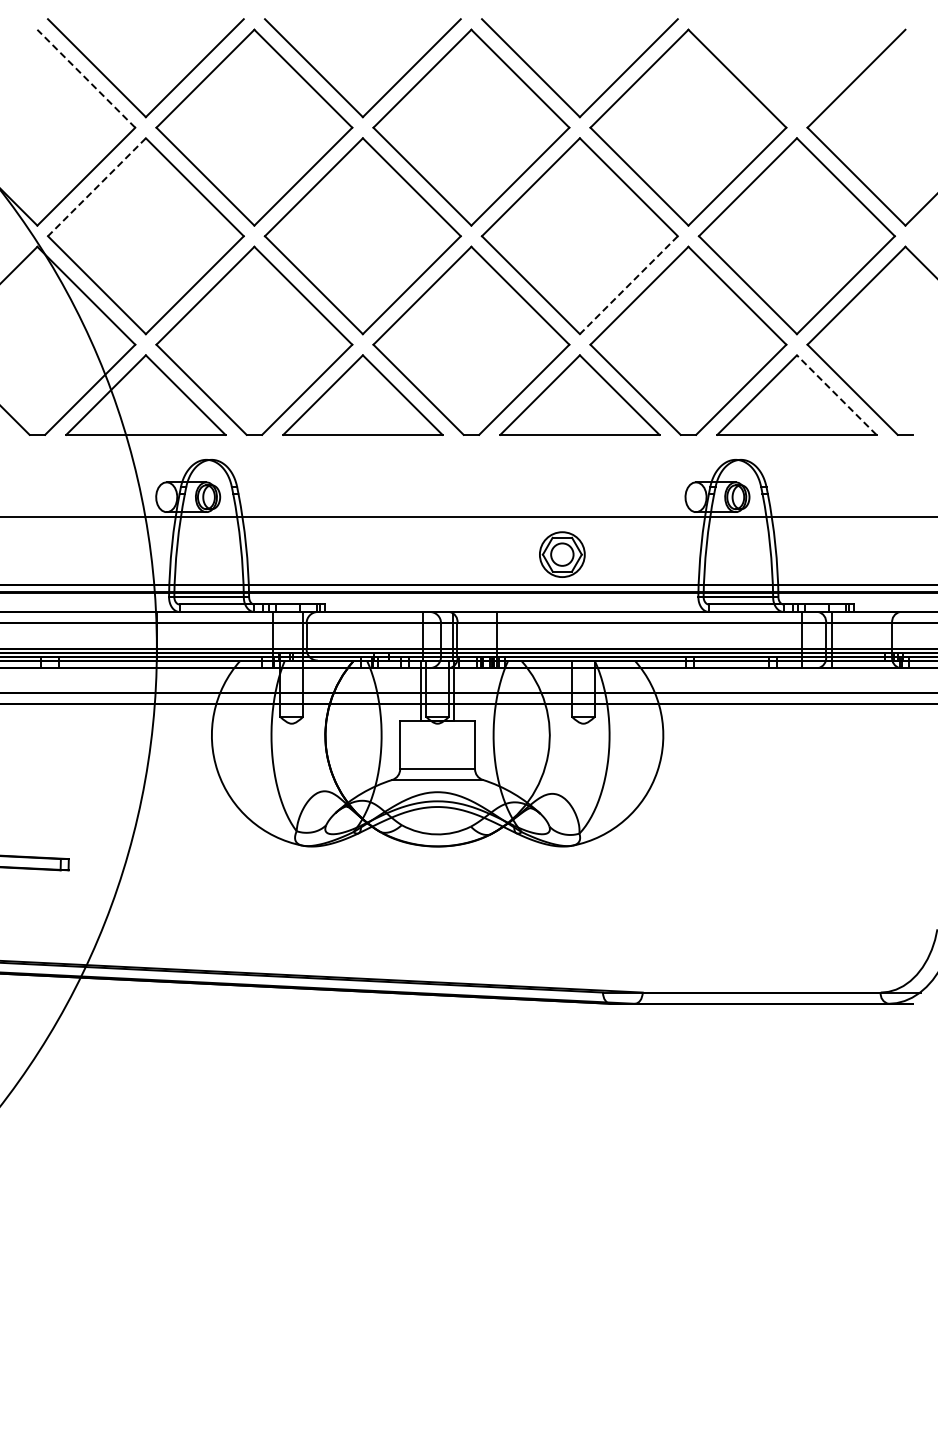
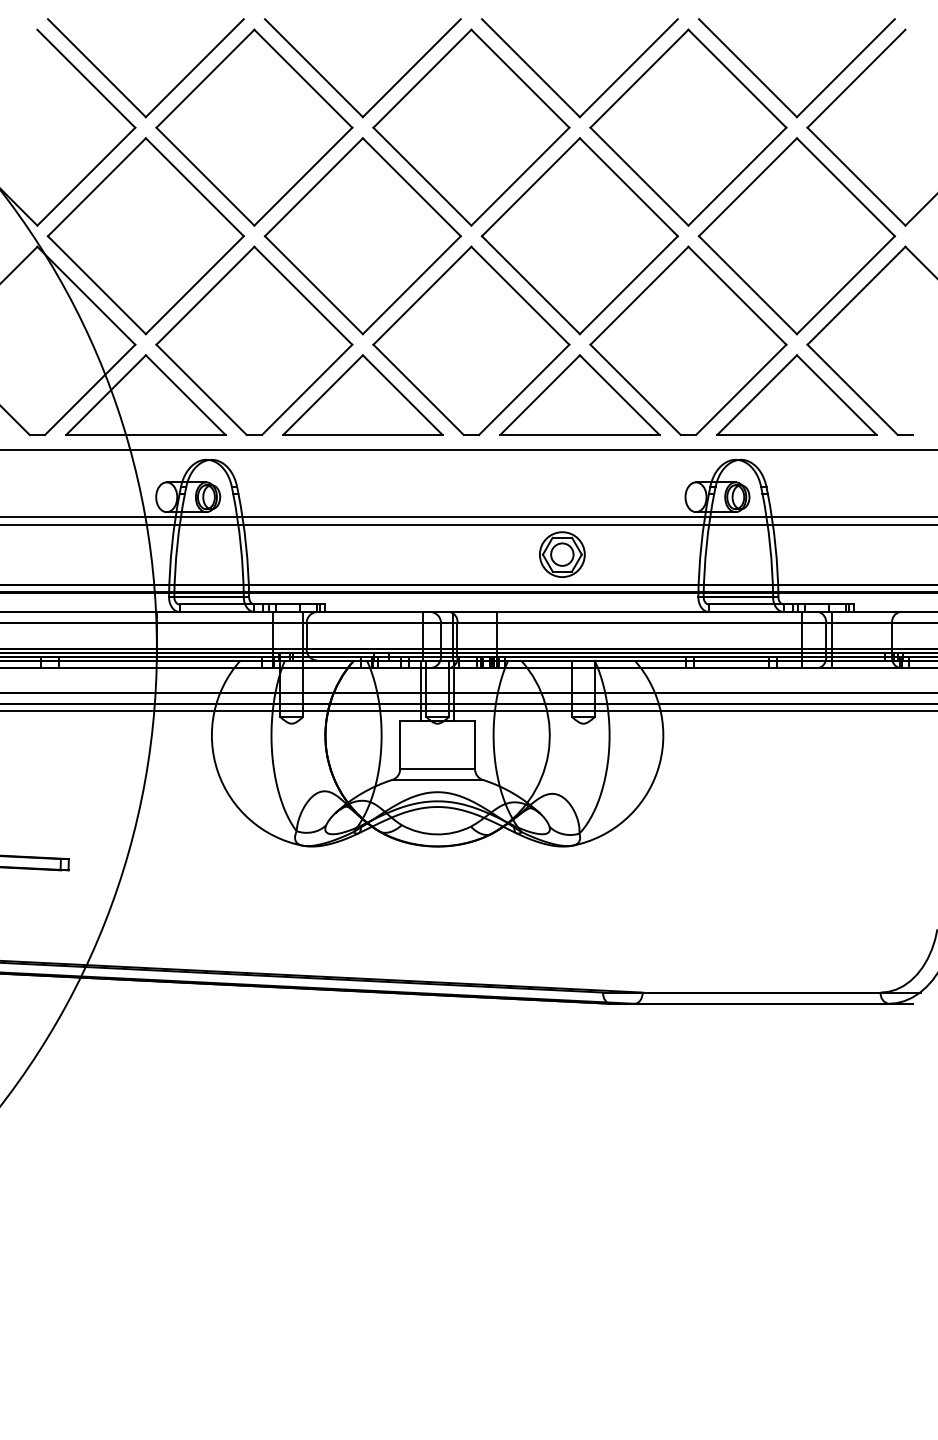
line: dashed -> solid (86, 78)
part: none -> present (772, 91)
line: dashed -> solid (96, 187)
line: dashed -> solid (628, 285)
line: dashed -> solid (836, 394)
line: none -> present (468, 449)
line: none -> present (468, 524)
line: none -> present (468, 711)
